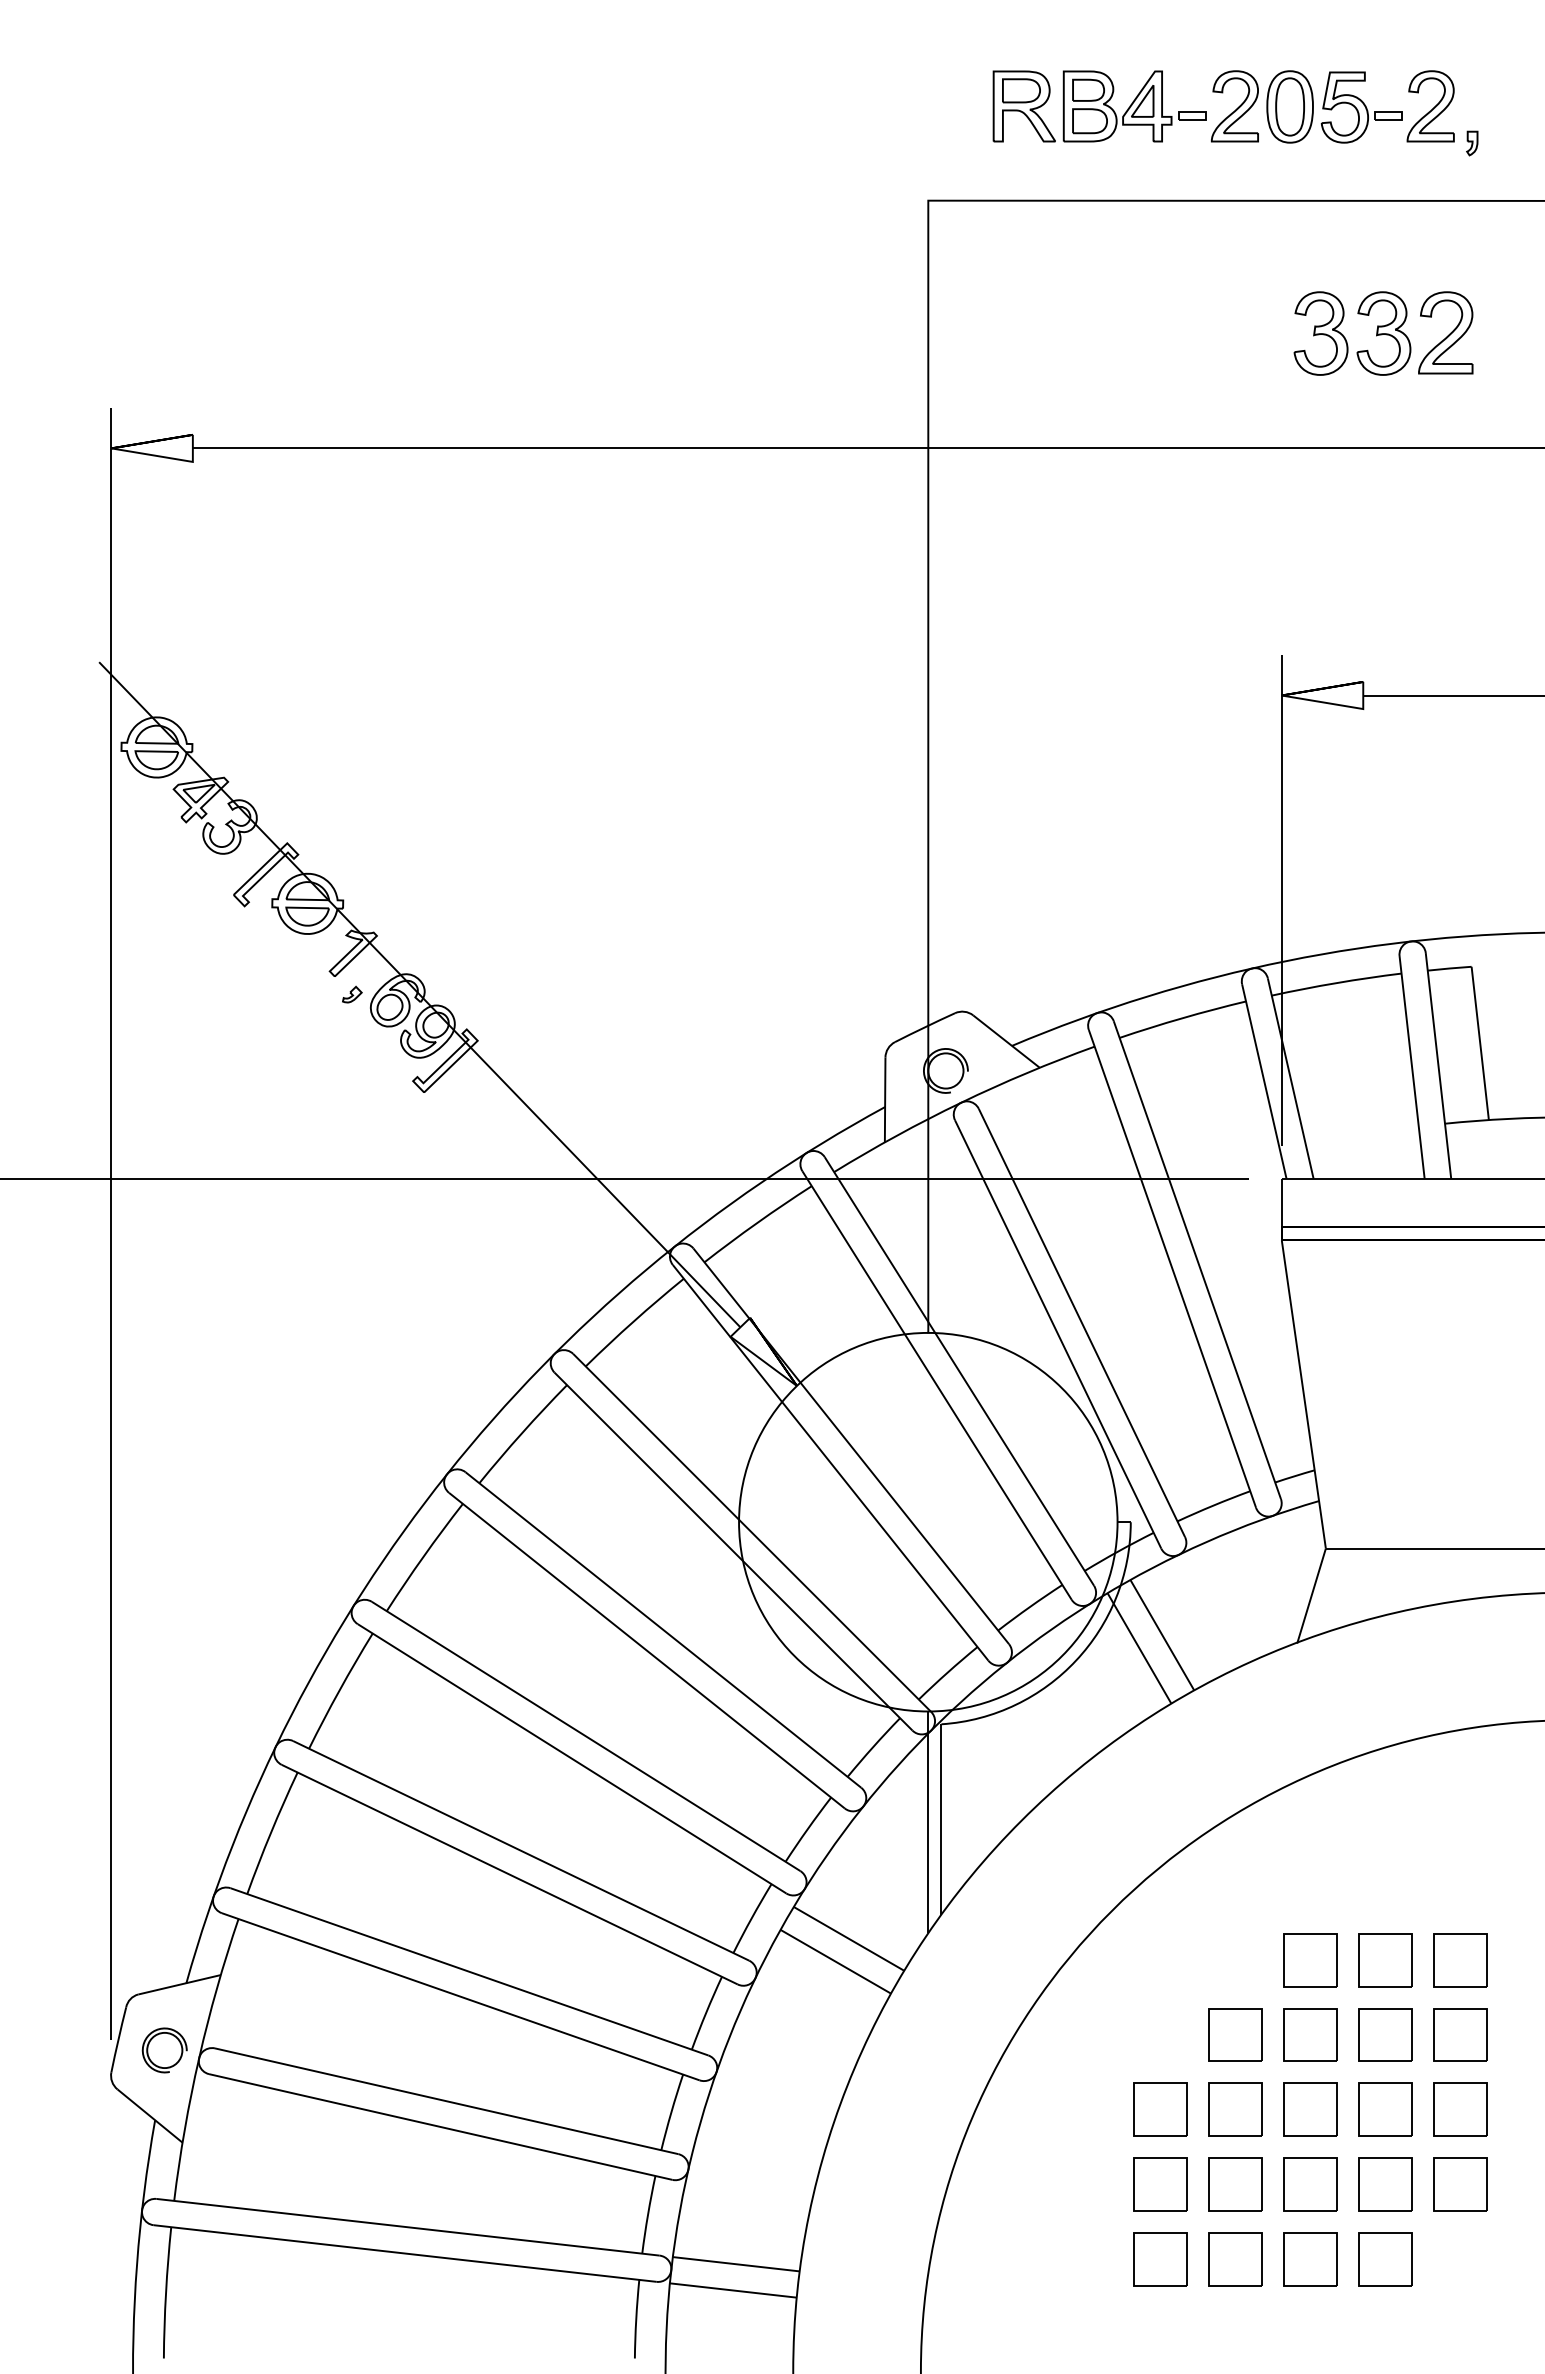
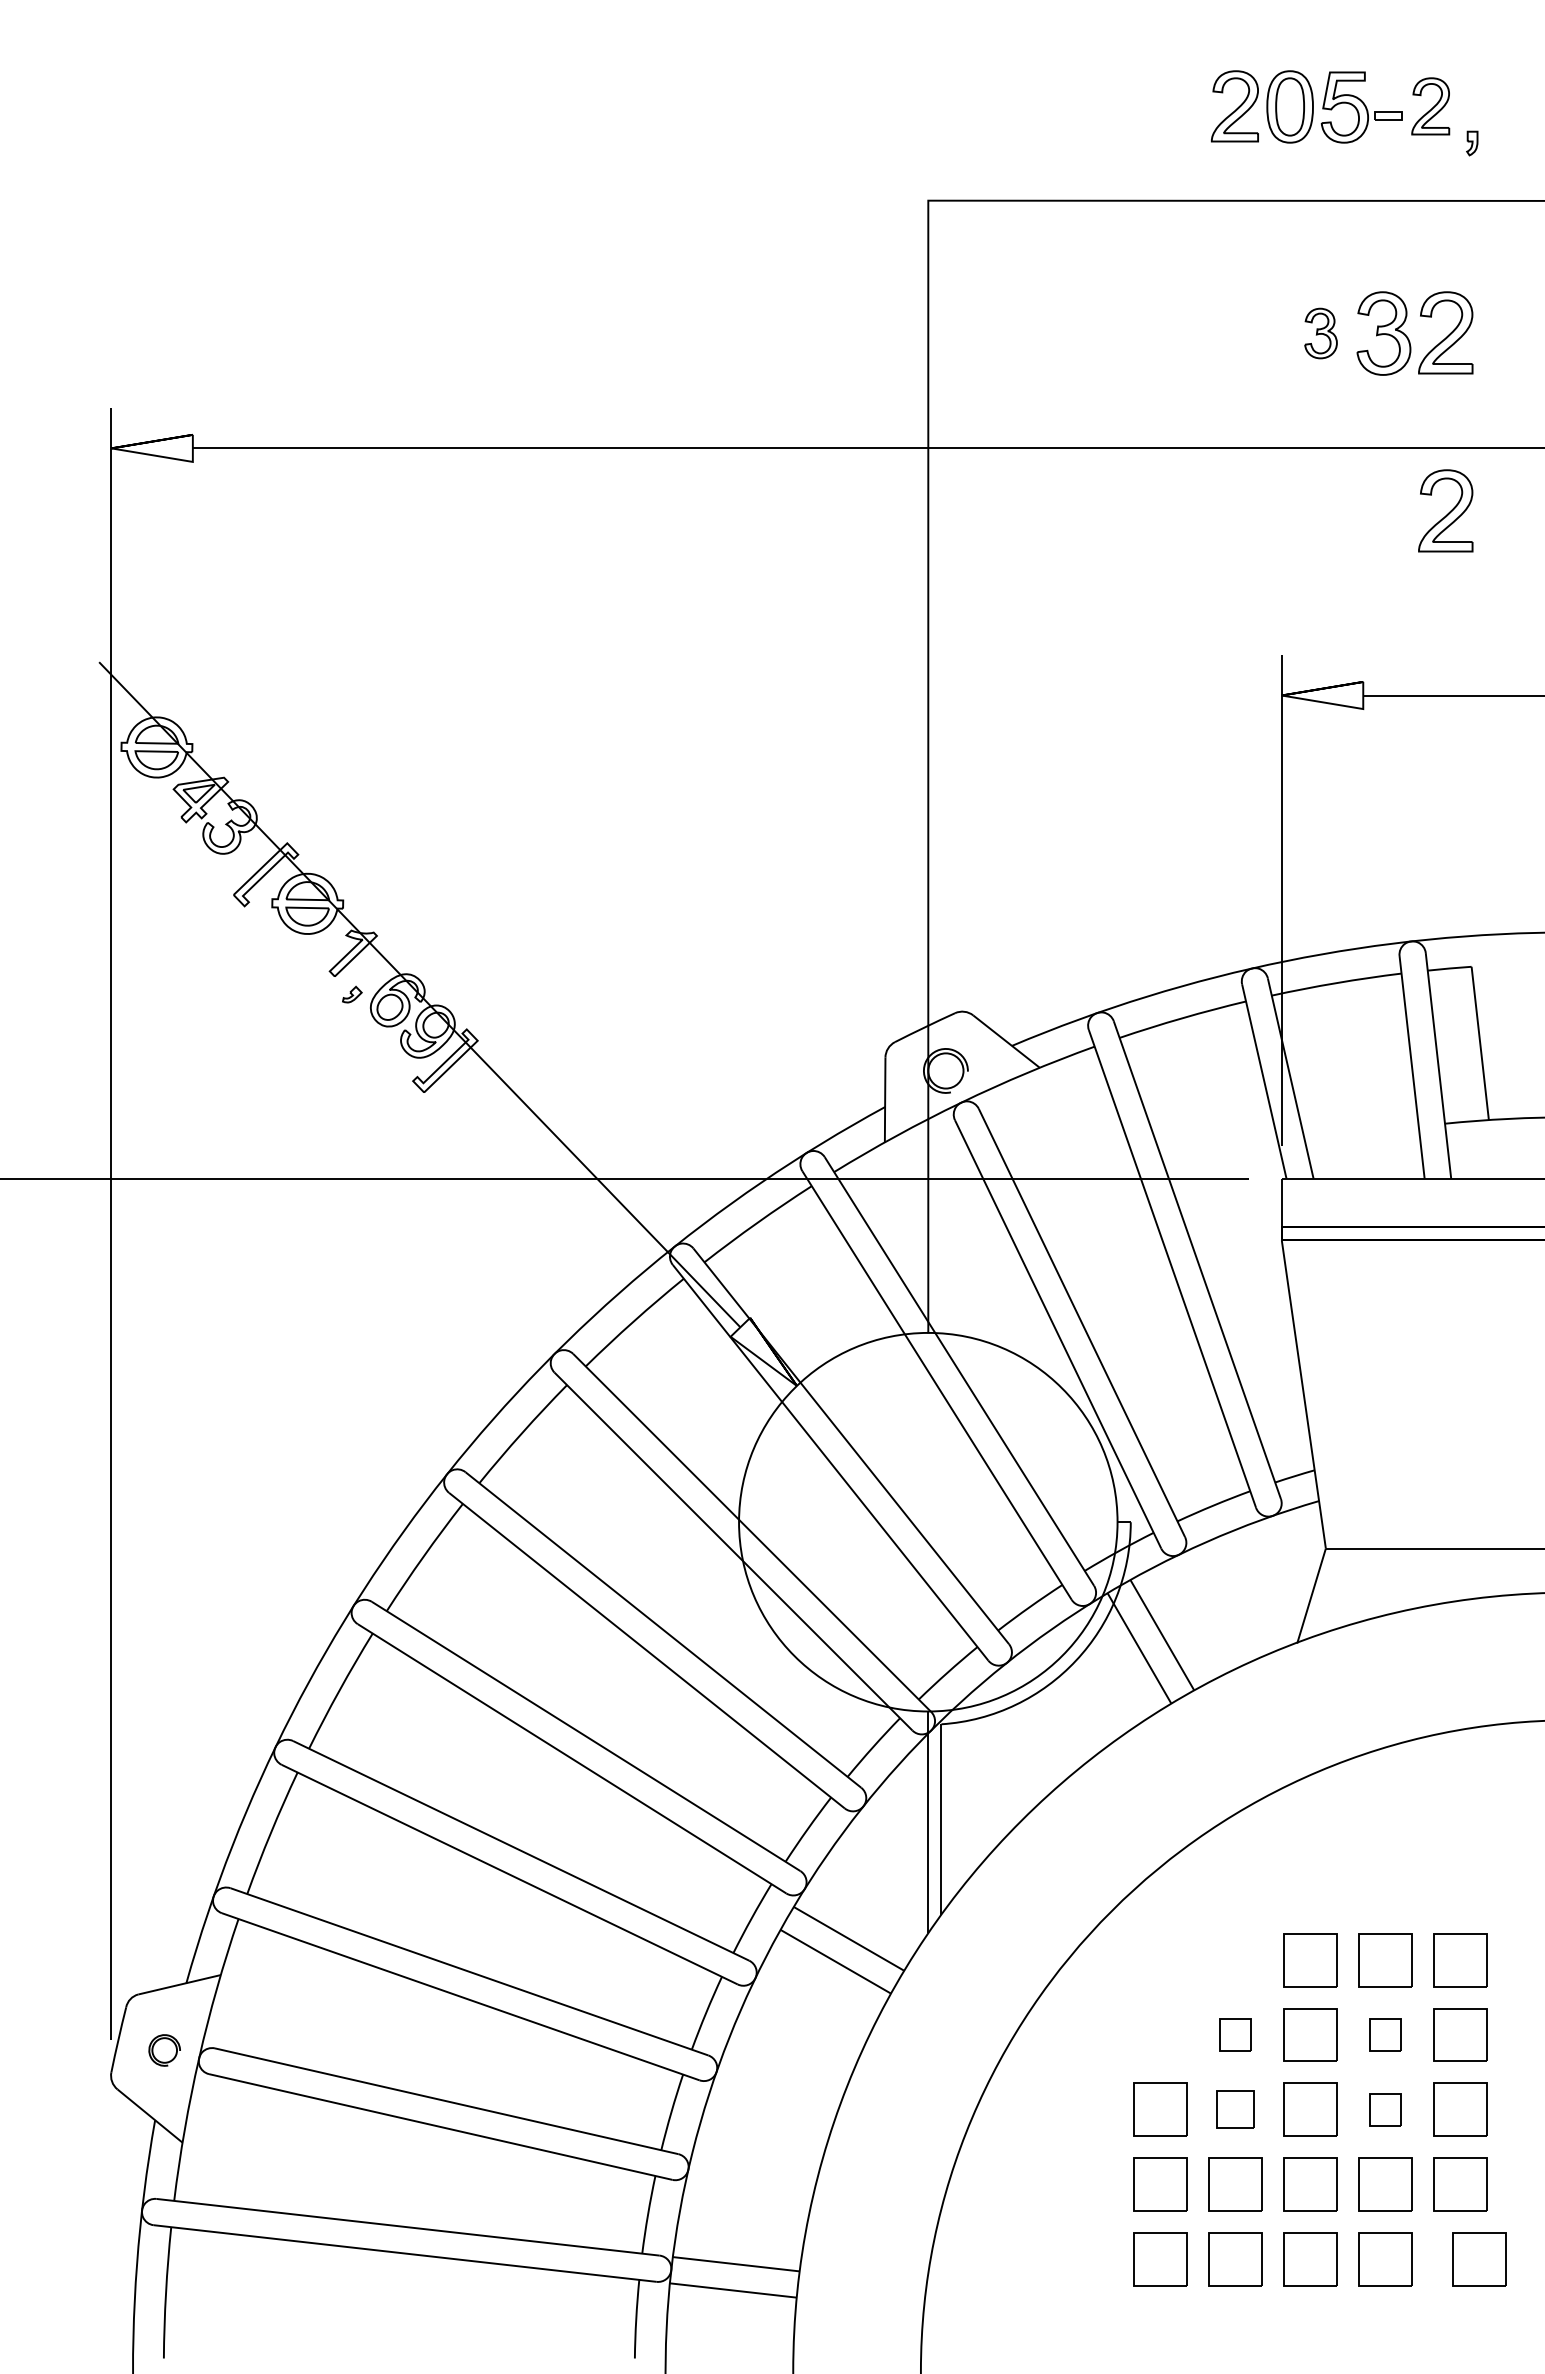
part: present -> none (1099, 106)
part size: 49x73 px -> 40x59 px (1430, 106)
part size: 56x85 px -> 34x53 px (1320, 333)
part: none -> present (1445, 510)
part size: 55x54 px -> 33x34 px (1235, 2034)
part size: 55x54 px -> 33x34 px (1385, 2034)
part size: 47x47 px -> 33x33 px (164, 2050)
part size: 55x55 px -> 39x39 px (1235, 2109)
part size: 55x55 px -> 33x34 px (1385, 2109)
part: none -> present (1479, 2259)
